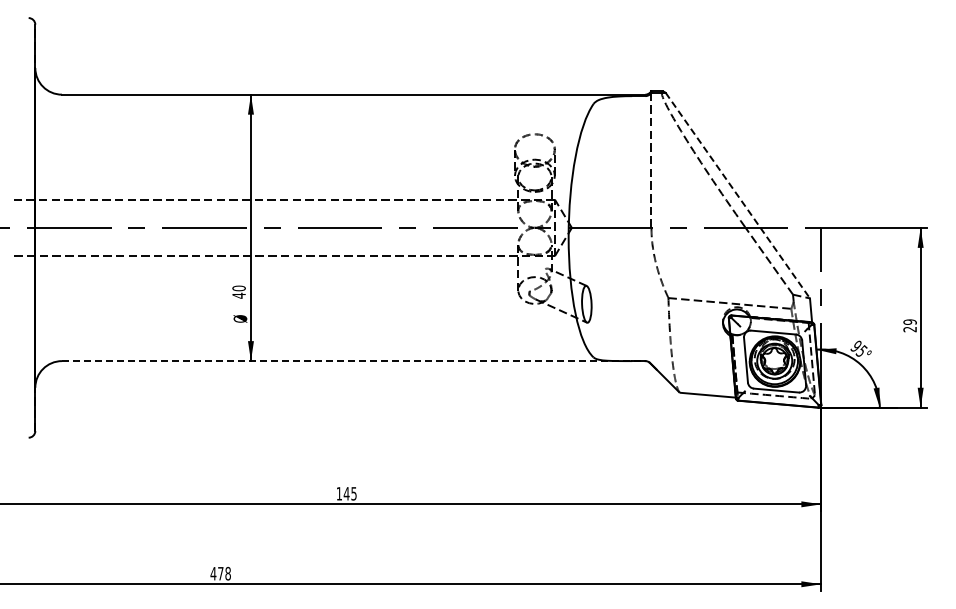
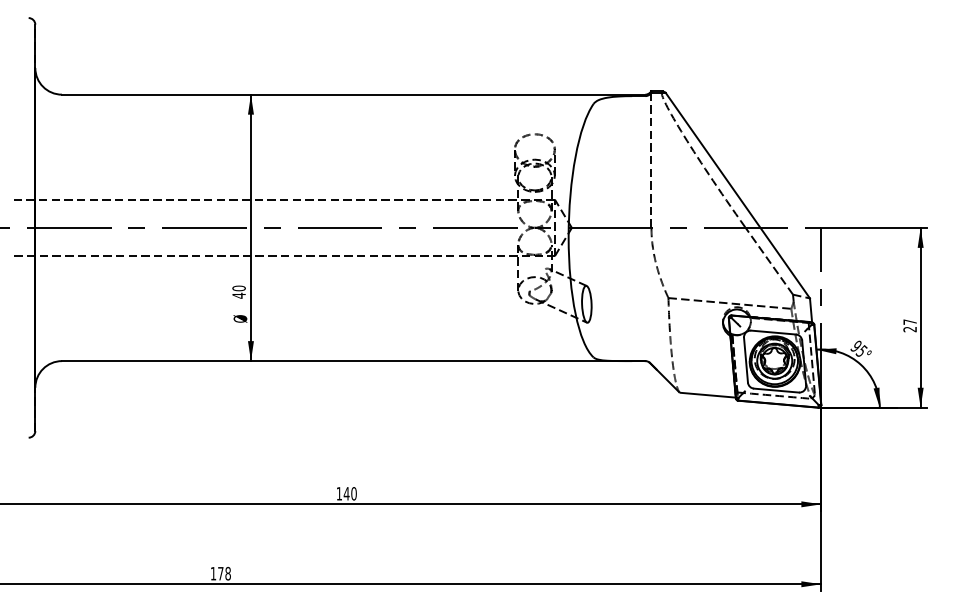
line: dashed -> solid (737, 195)
text: 29 -> 27 (909, 321)
line: dashed -> solid (353, 361)
text: 145 -> 140 (353, 493)
text: 478 -> 178 (213, 573)
